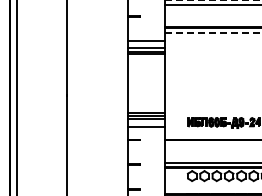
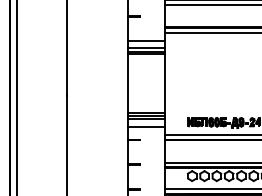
line: dashed -> solid (213, 0)
line: dashed -> solid (213, 32)
line: none -> present (211, 134)
line: none -> present (211, 188)
